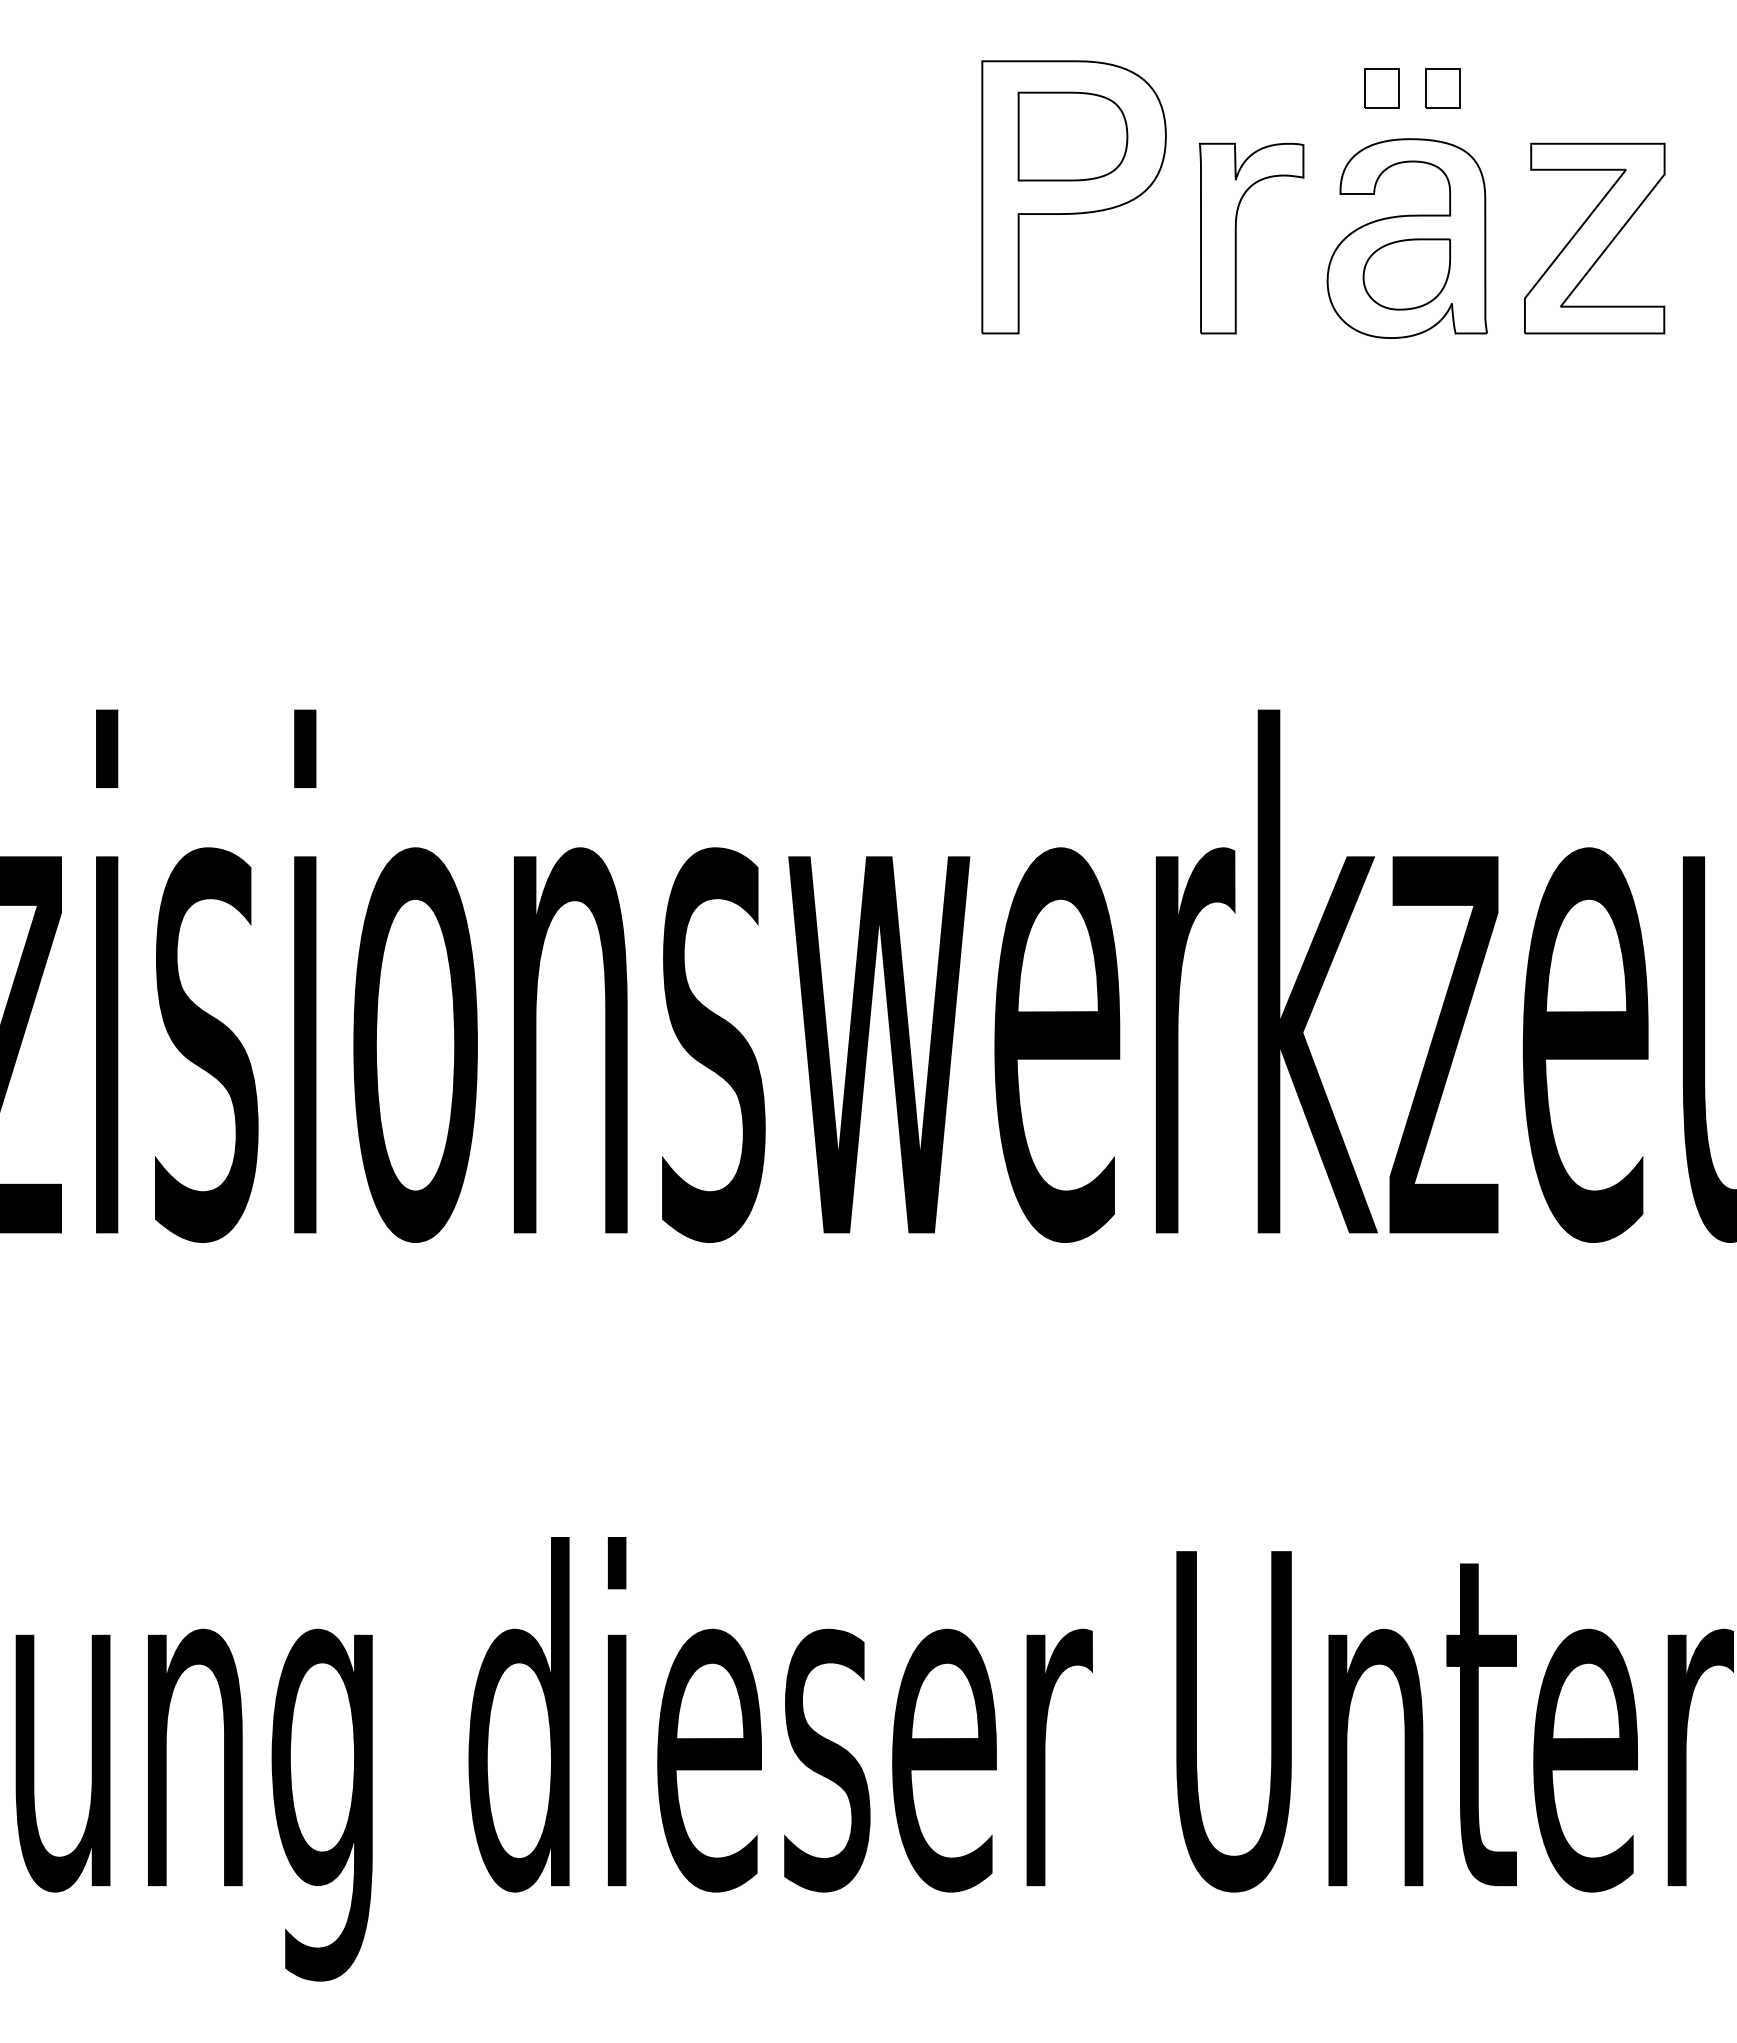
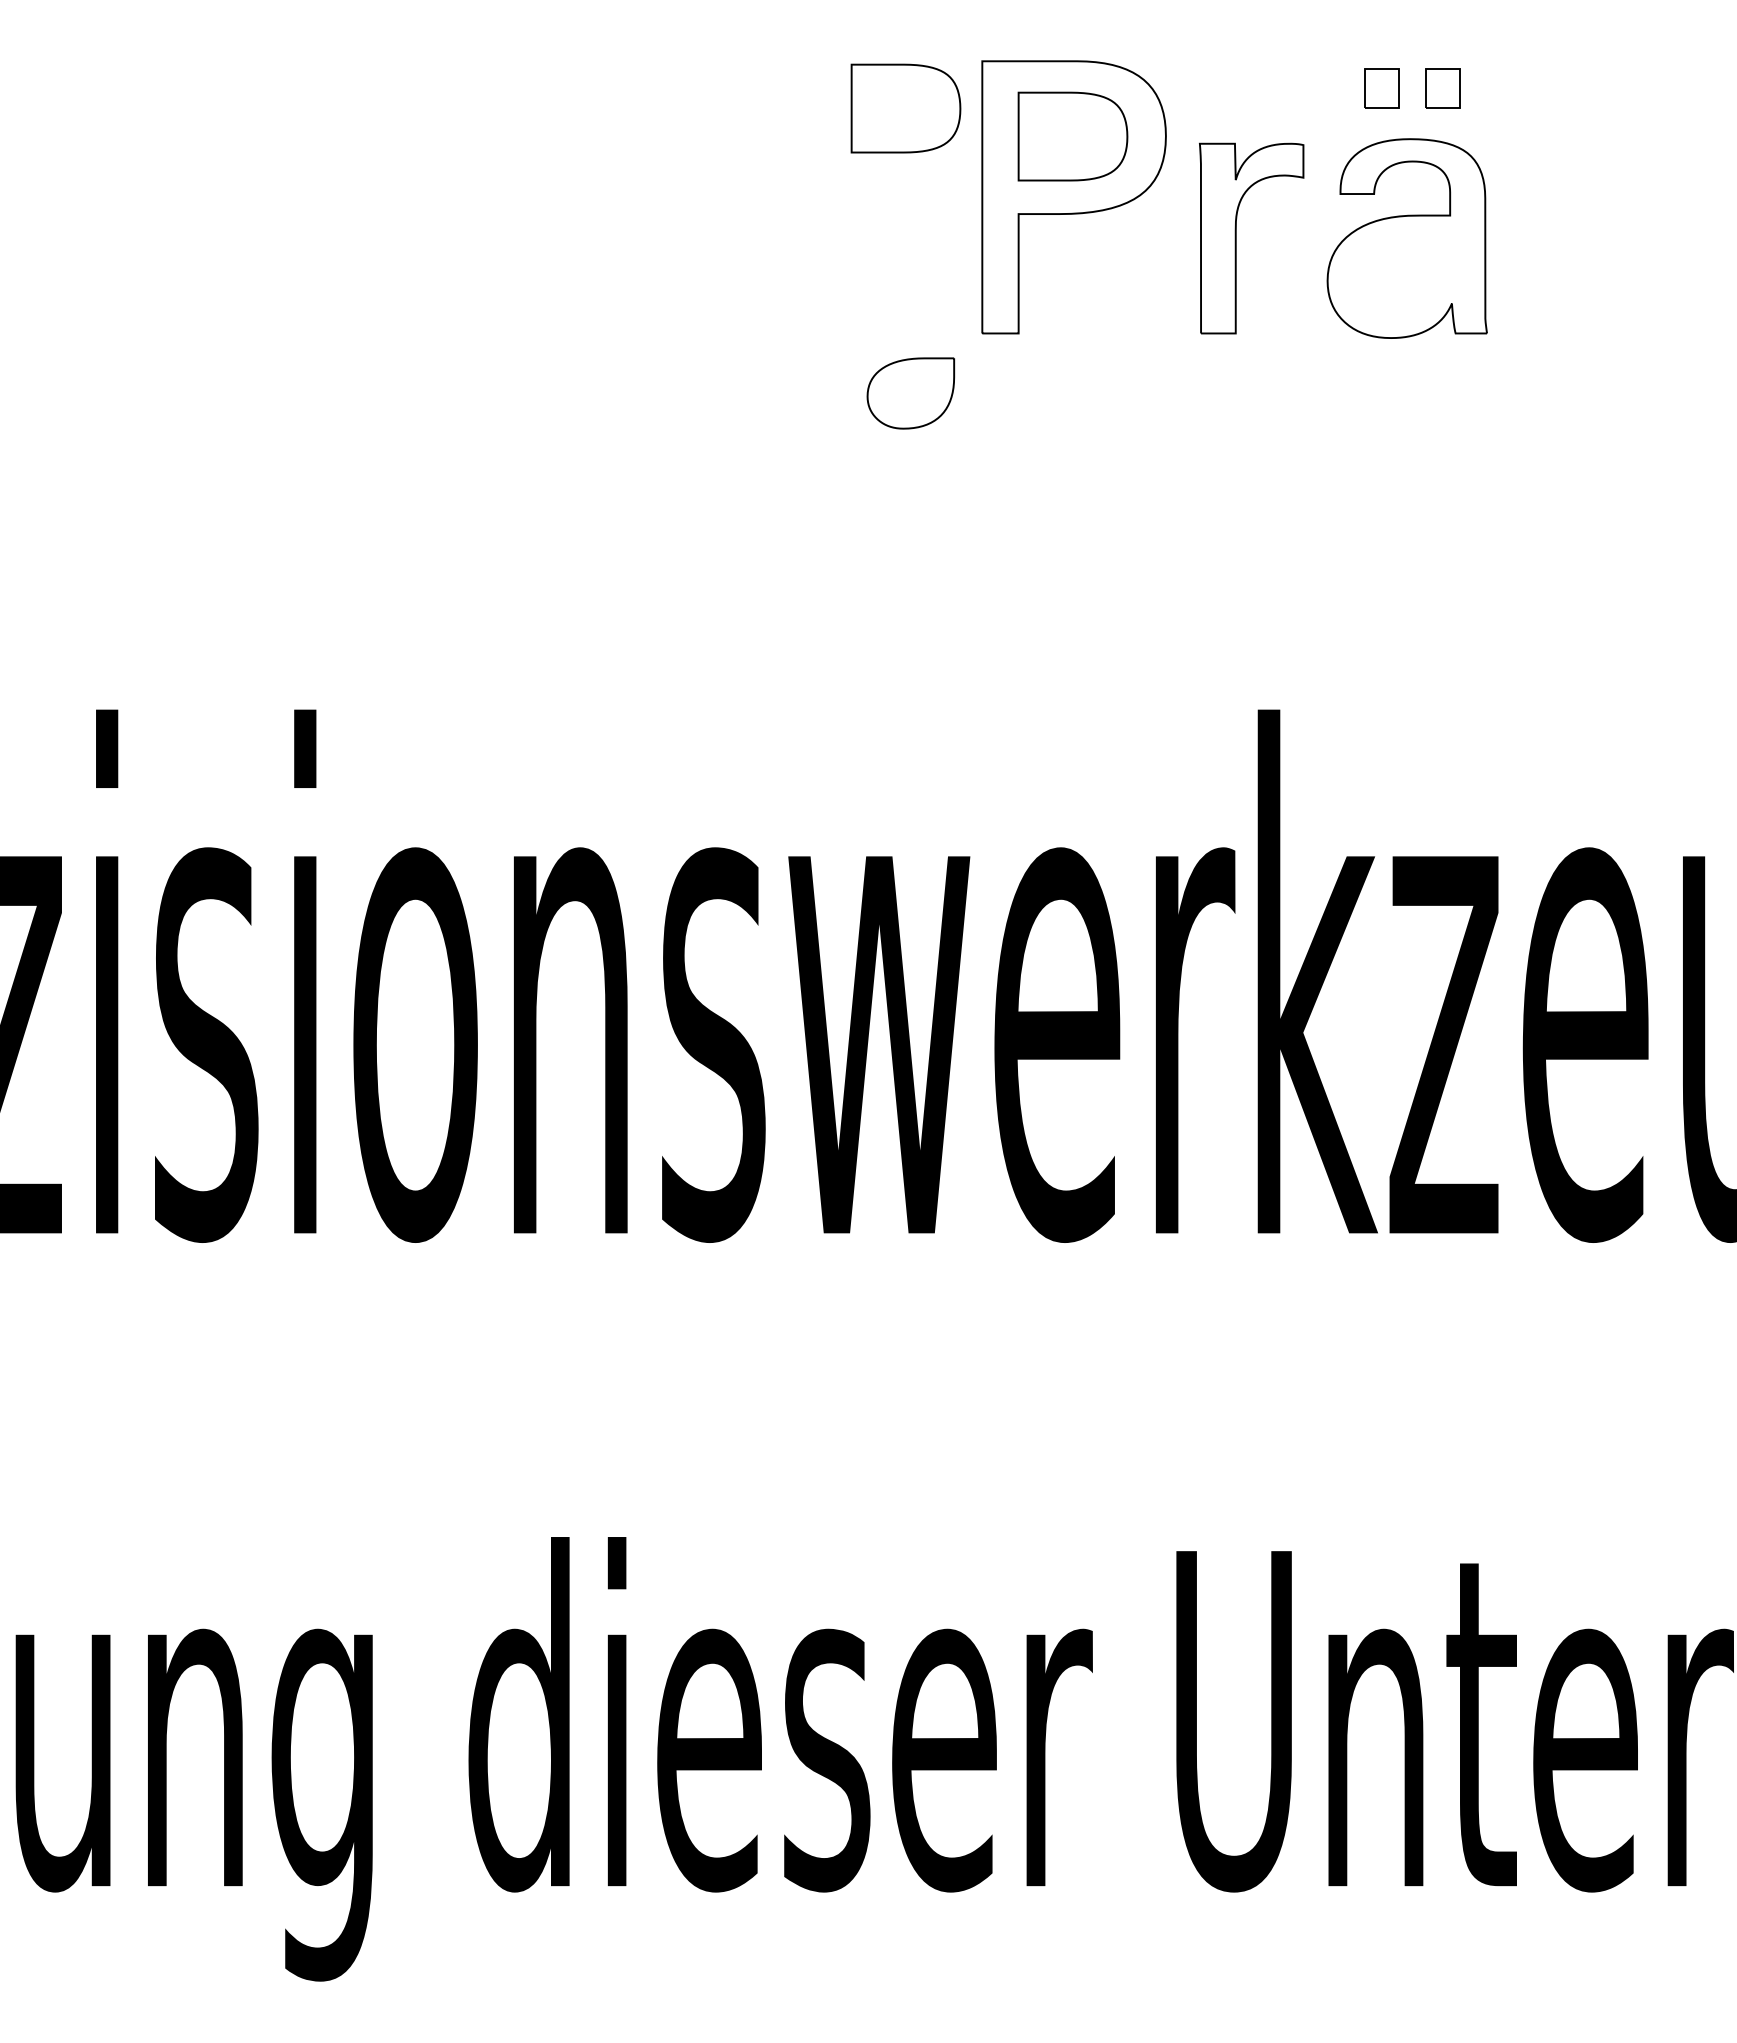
part: none -> present (905, 108)
part: present -> none (1594, 238)
part position: (1406, 274) -> (910, 393) (910, 393)
